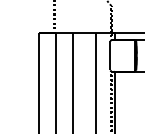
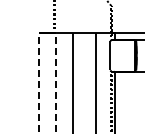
line: solid -> dashed (38, 82)
line: solid -> dashed (56, 82)
